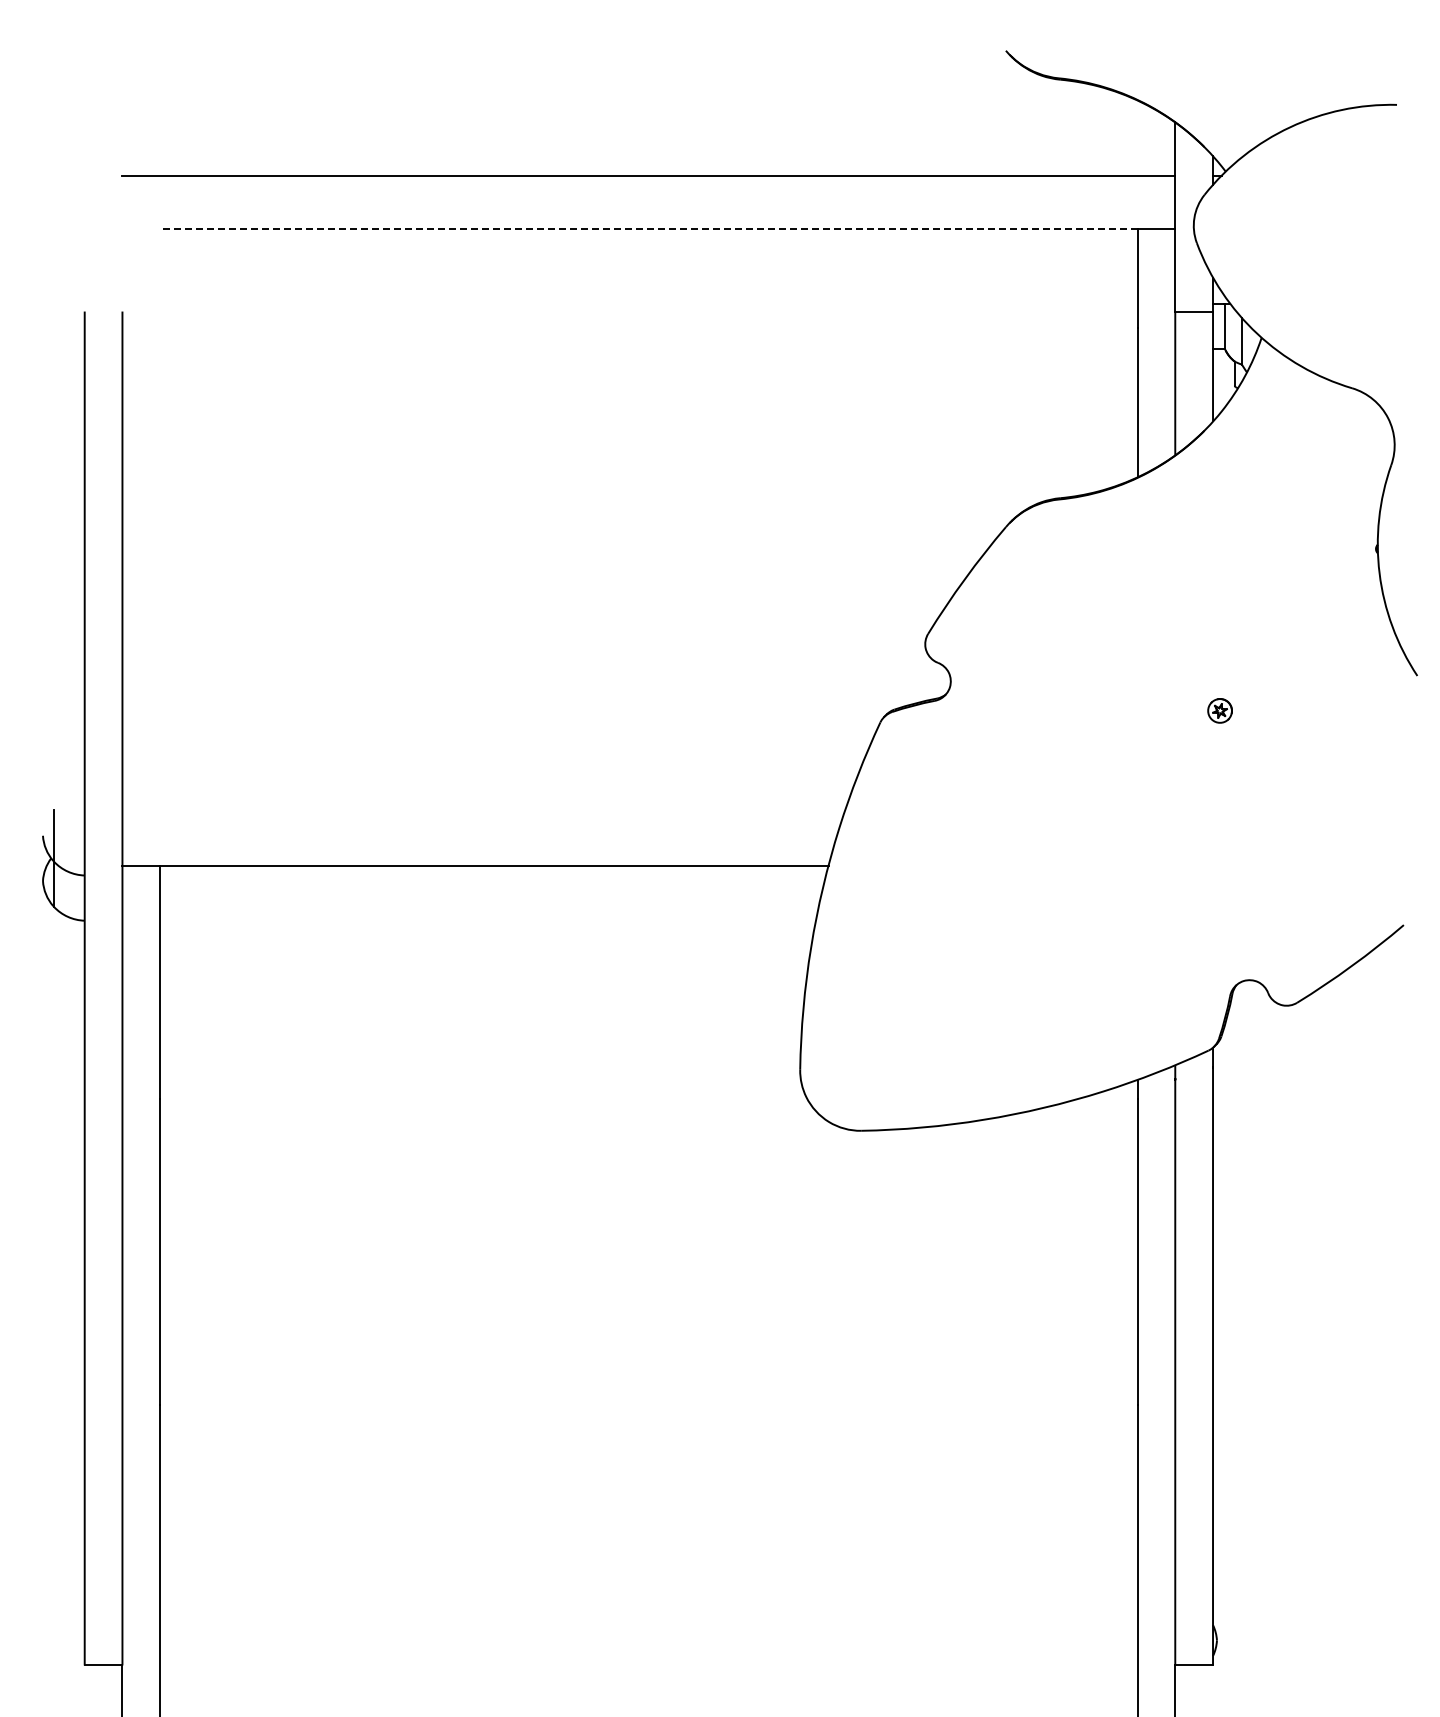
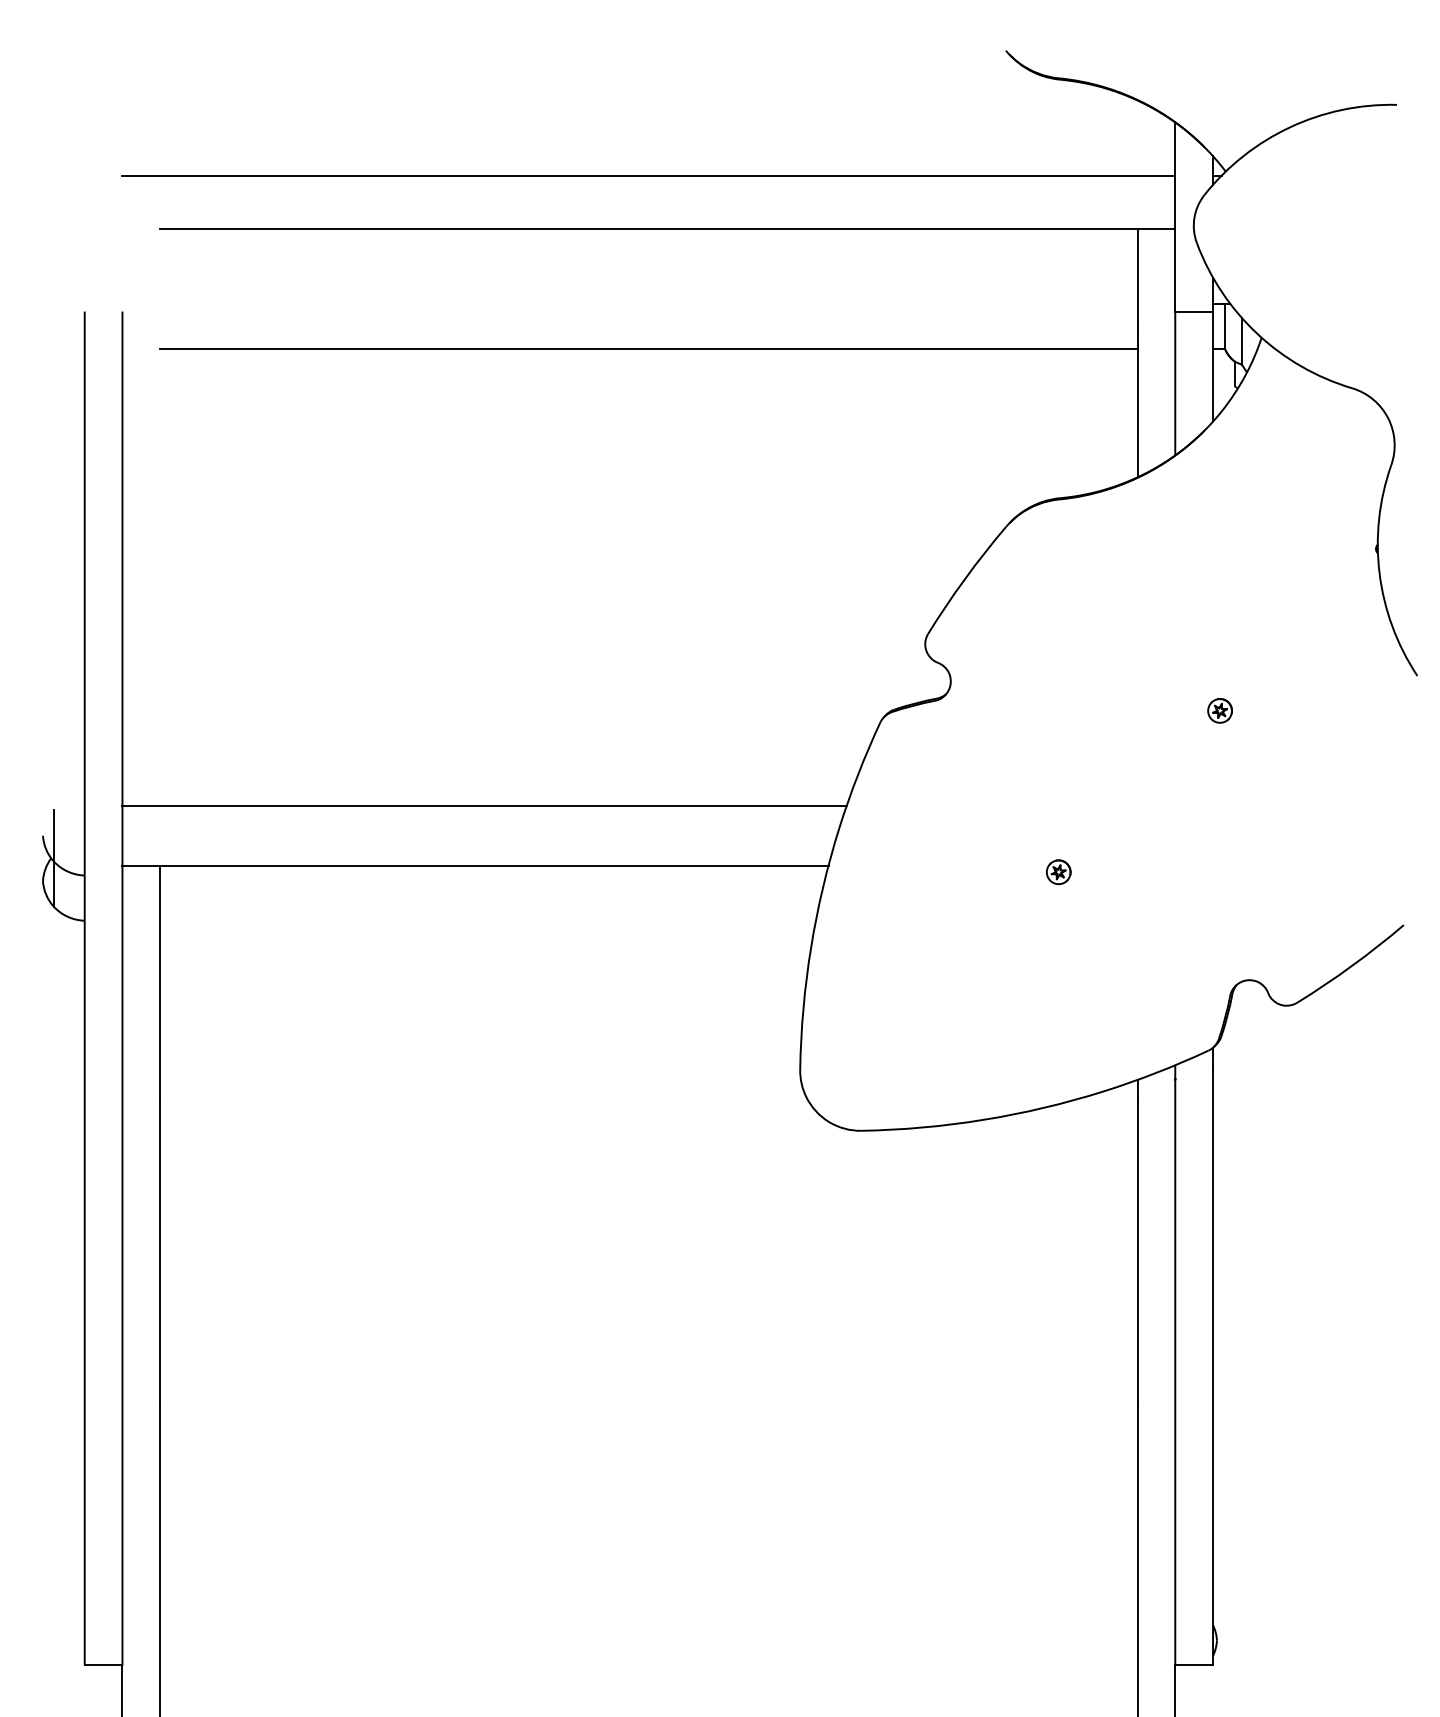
line: dashed -> solid (648, 229)
line: none -> present (648, 348)
line: none -> present (484, 805)
part: none -> present (1058, 872)
